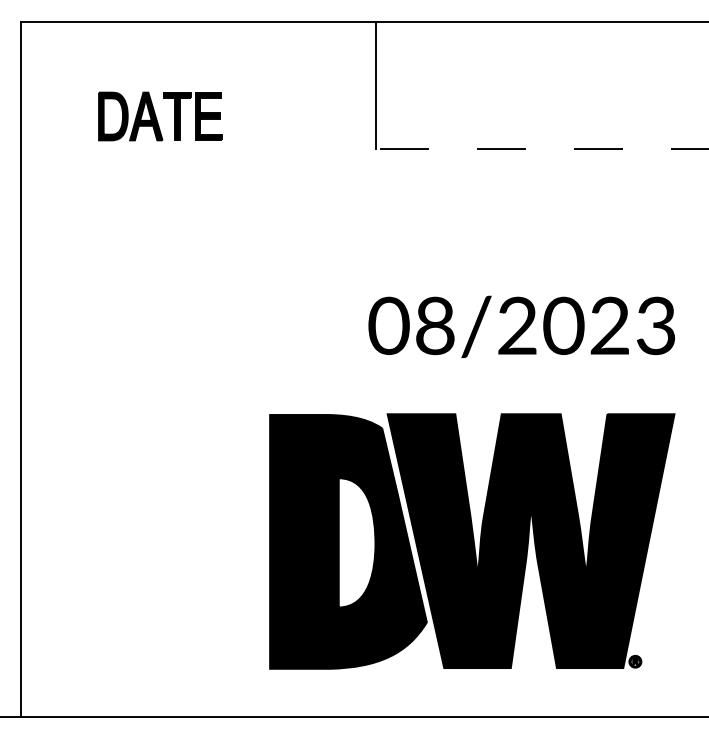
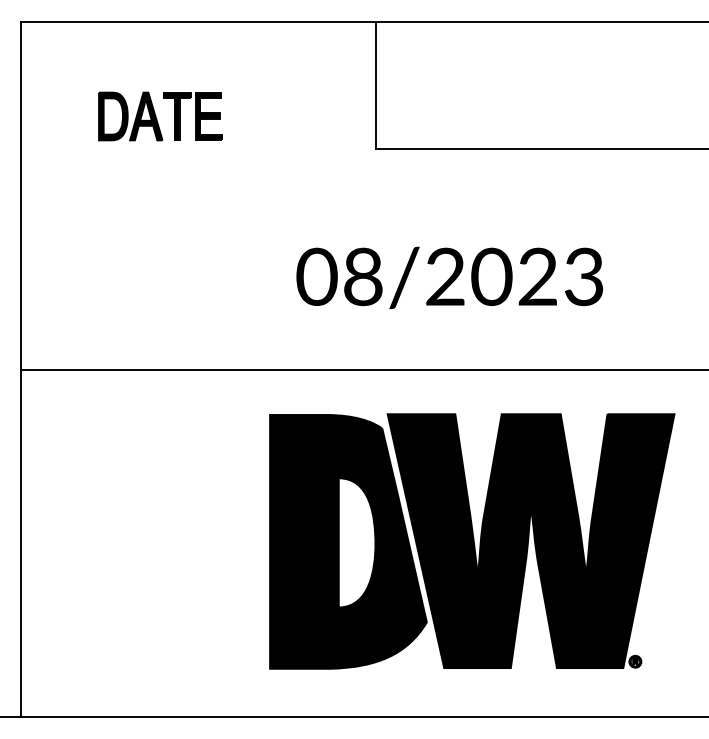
line: dashed -> solid (541, 148)
text position: (521, 326) -> (449, 277) (449, 277)
line: none -> present (363, 369)
